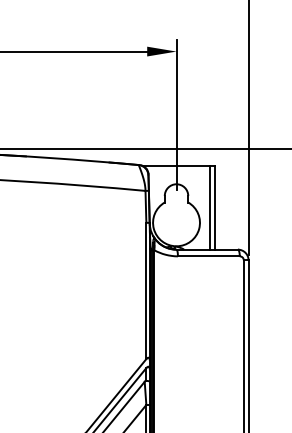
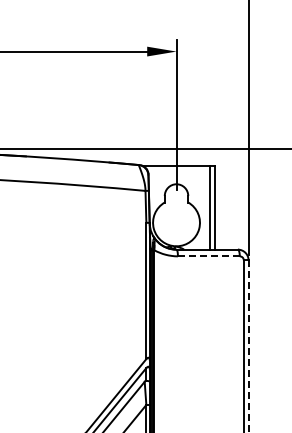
line: solid -> dashed (208, 256)
line: solid -> dashed (248, 346)
